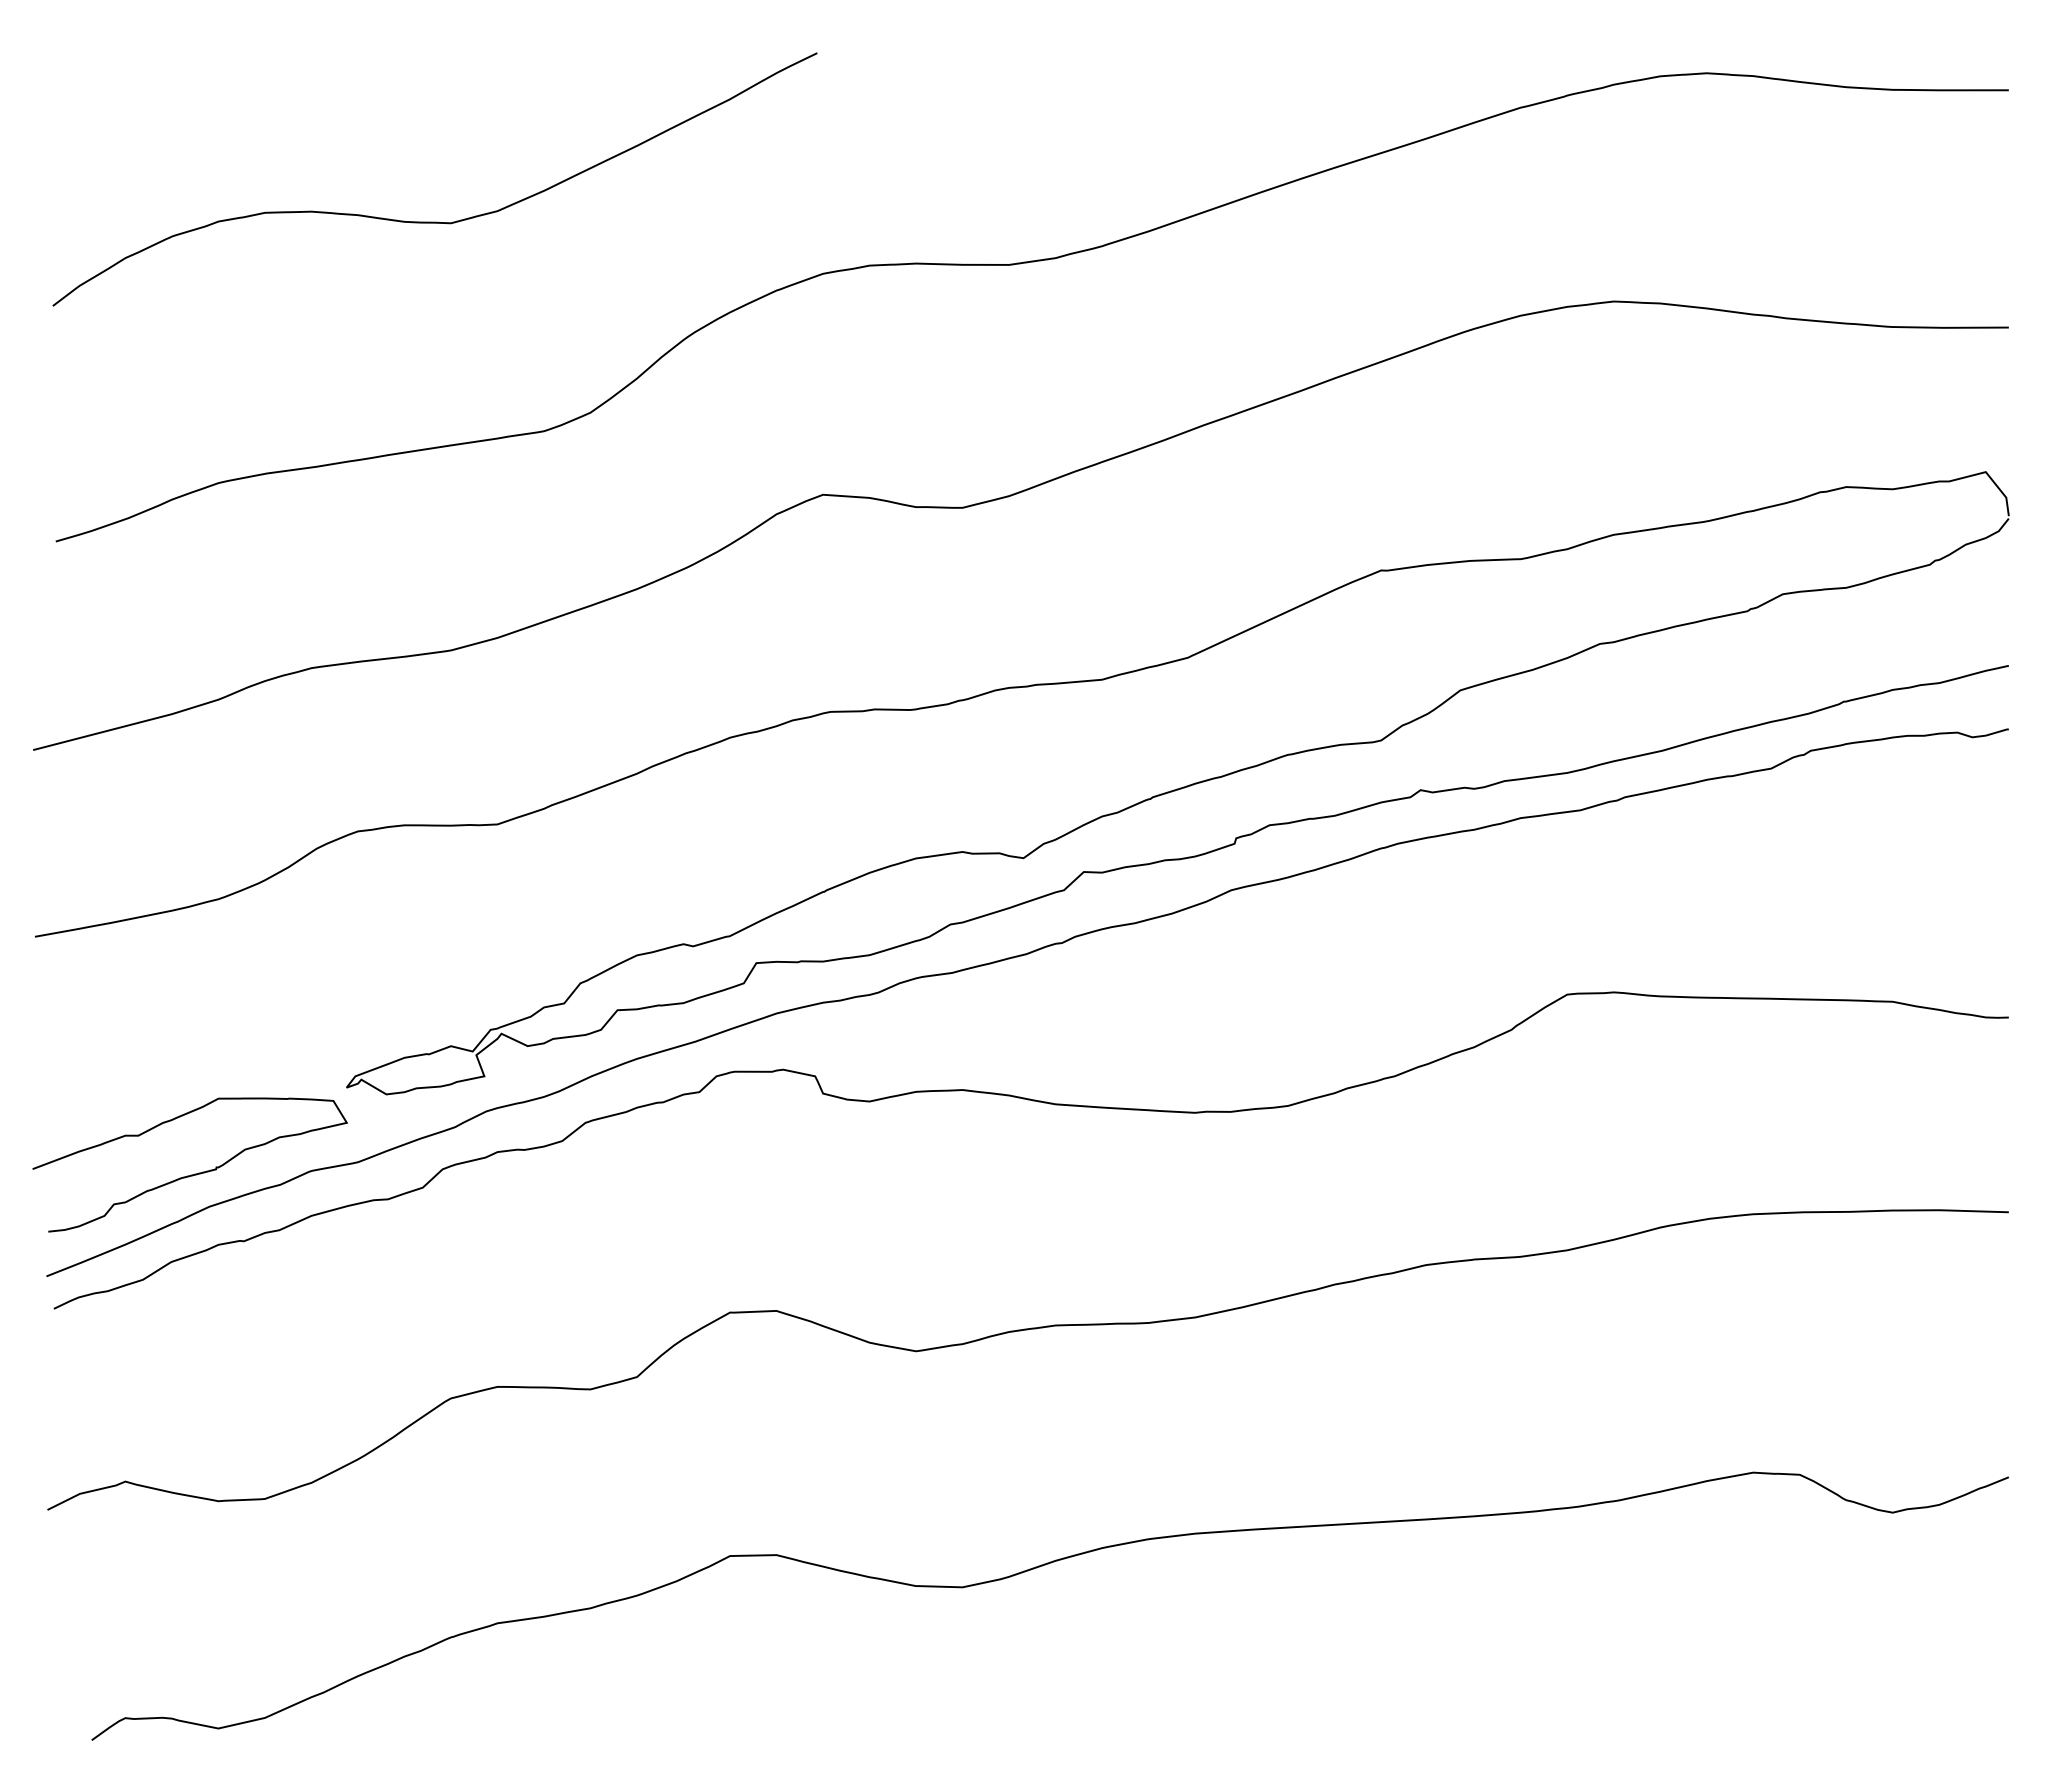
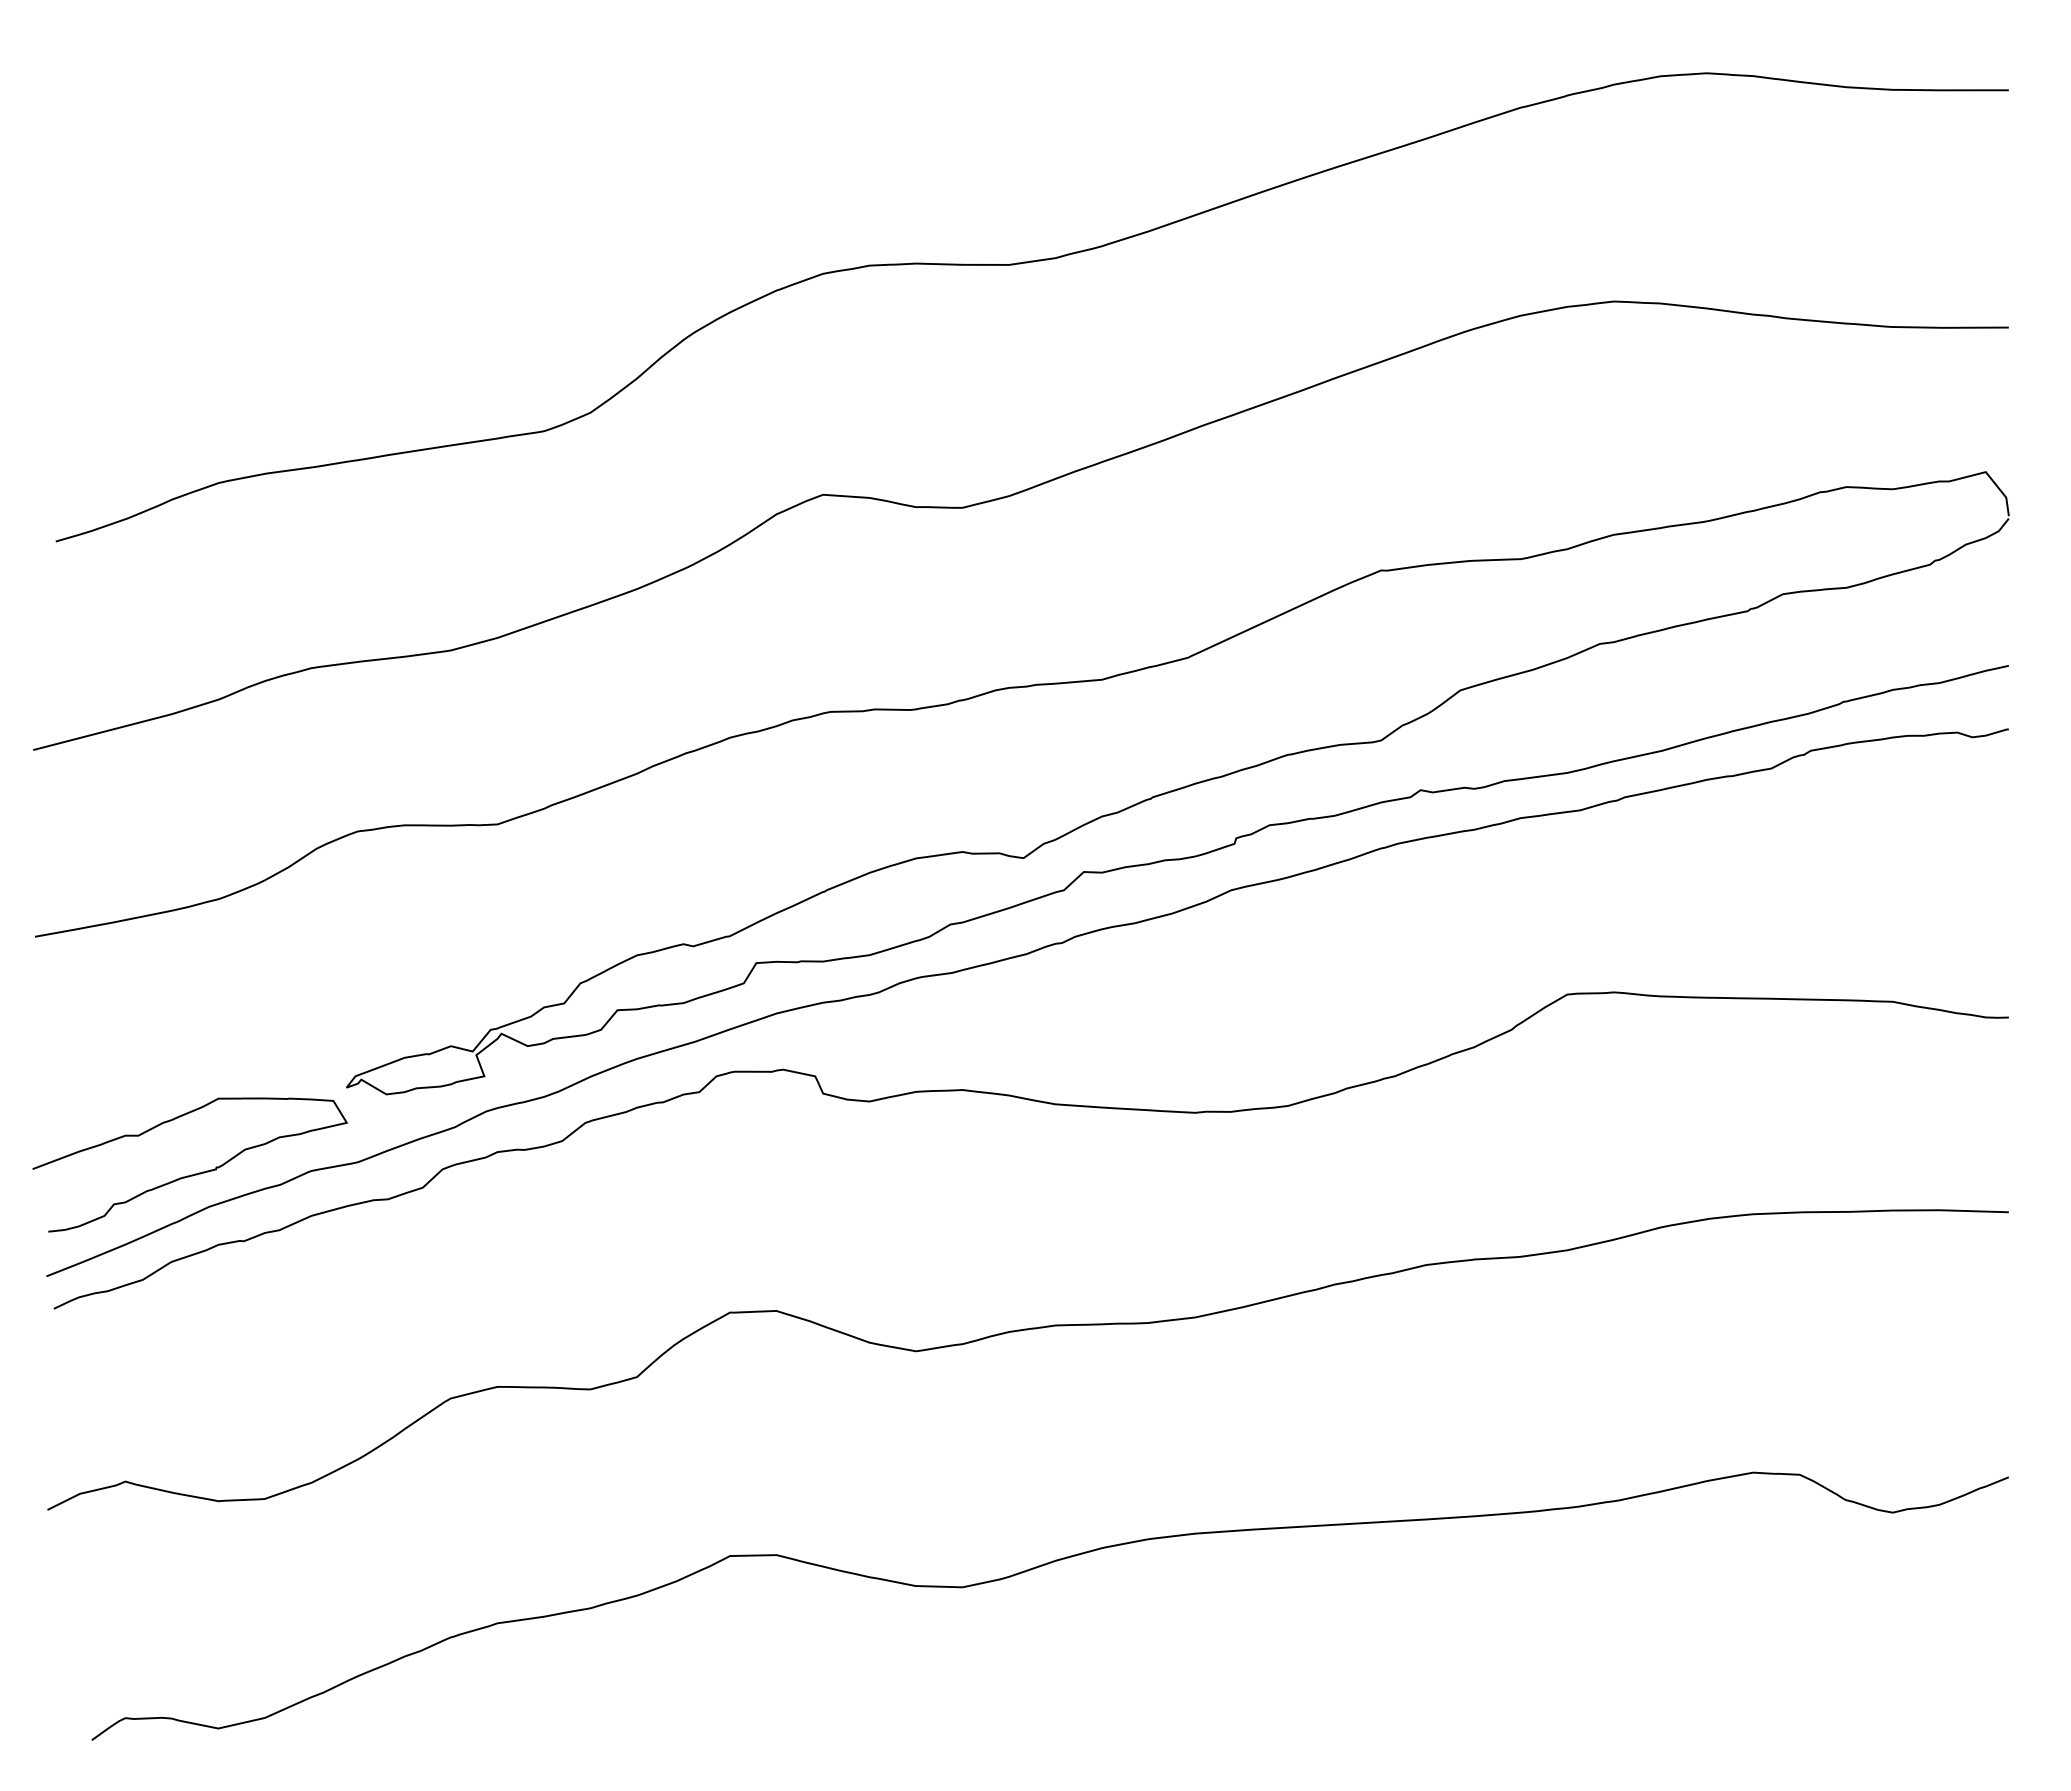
curve: present -> none (434, 221)
